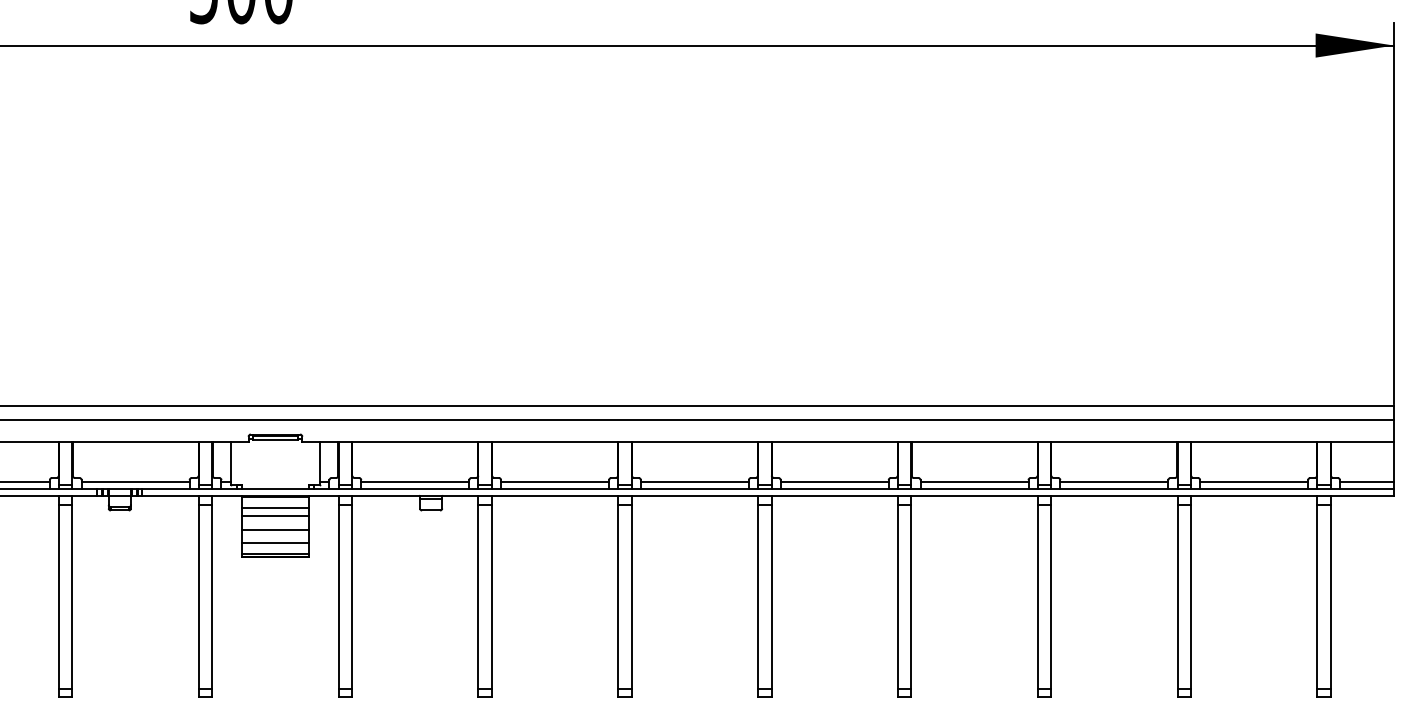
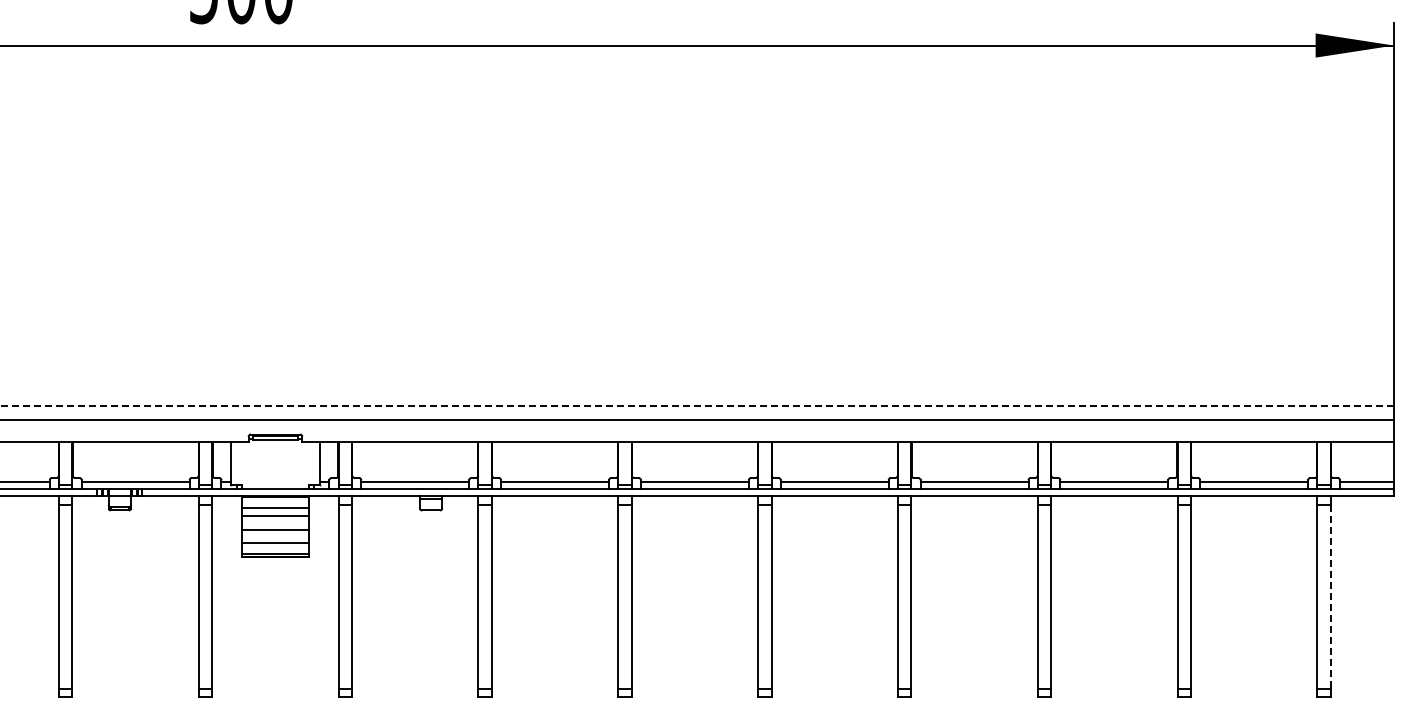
line: solid -> dashed (696, 406)
line: solid -> dashed (1330, 596)
